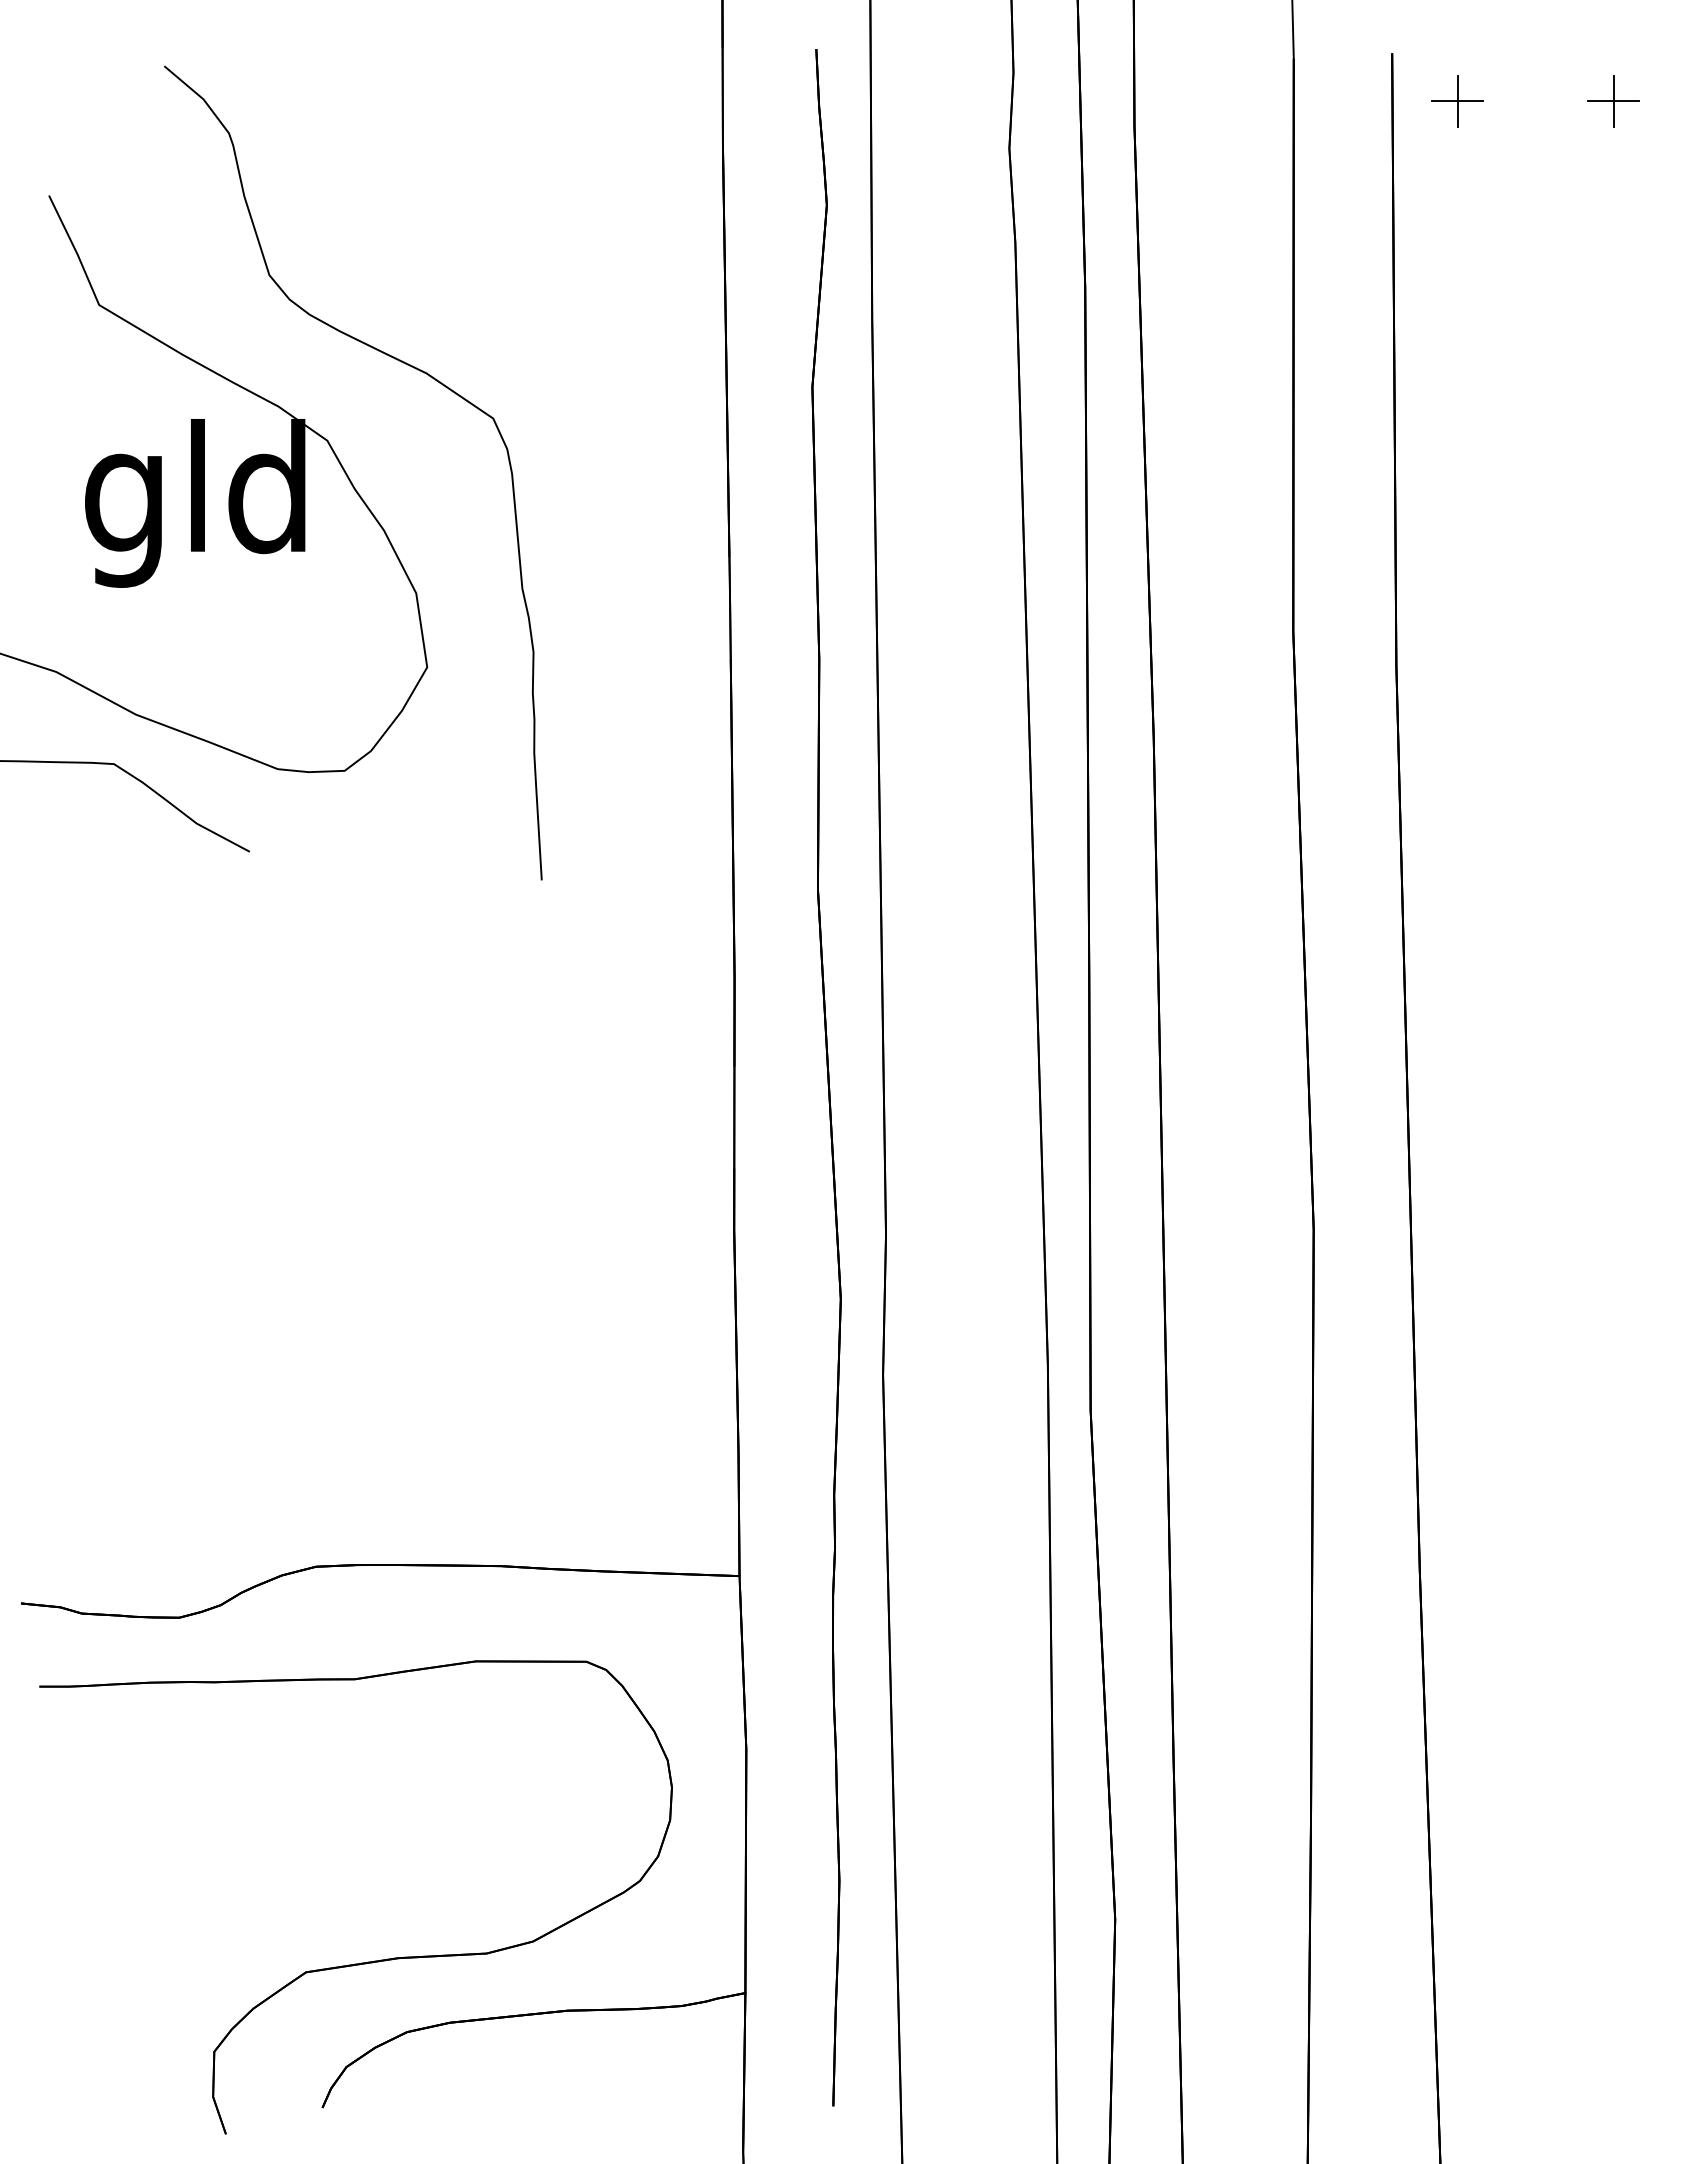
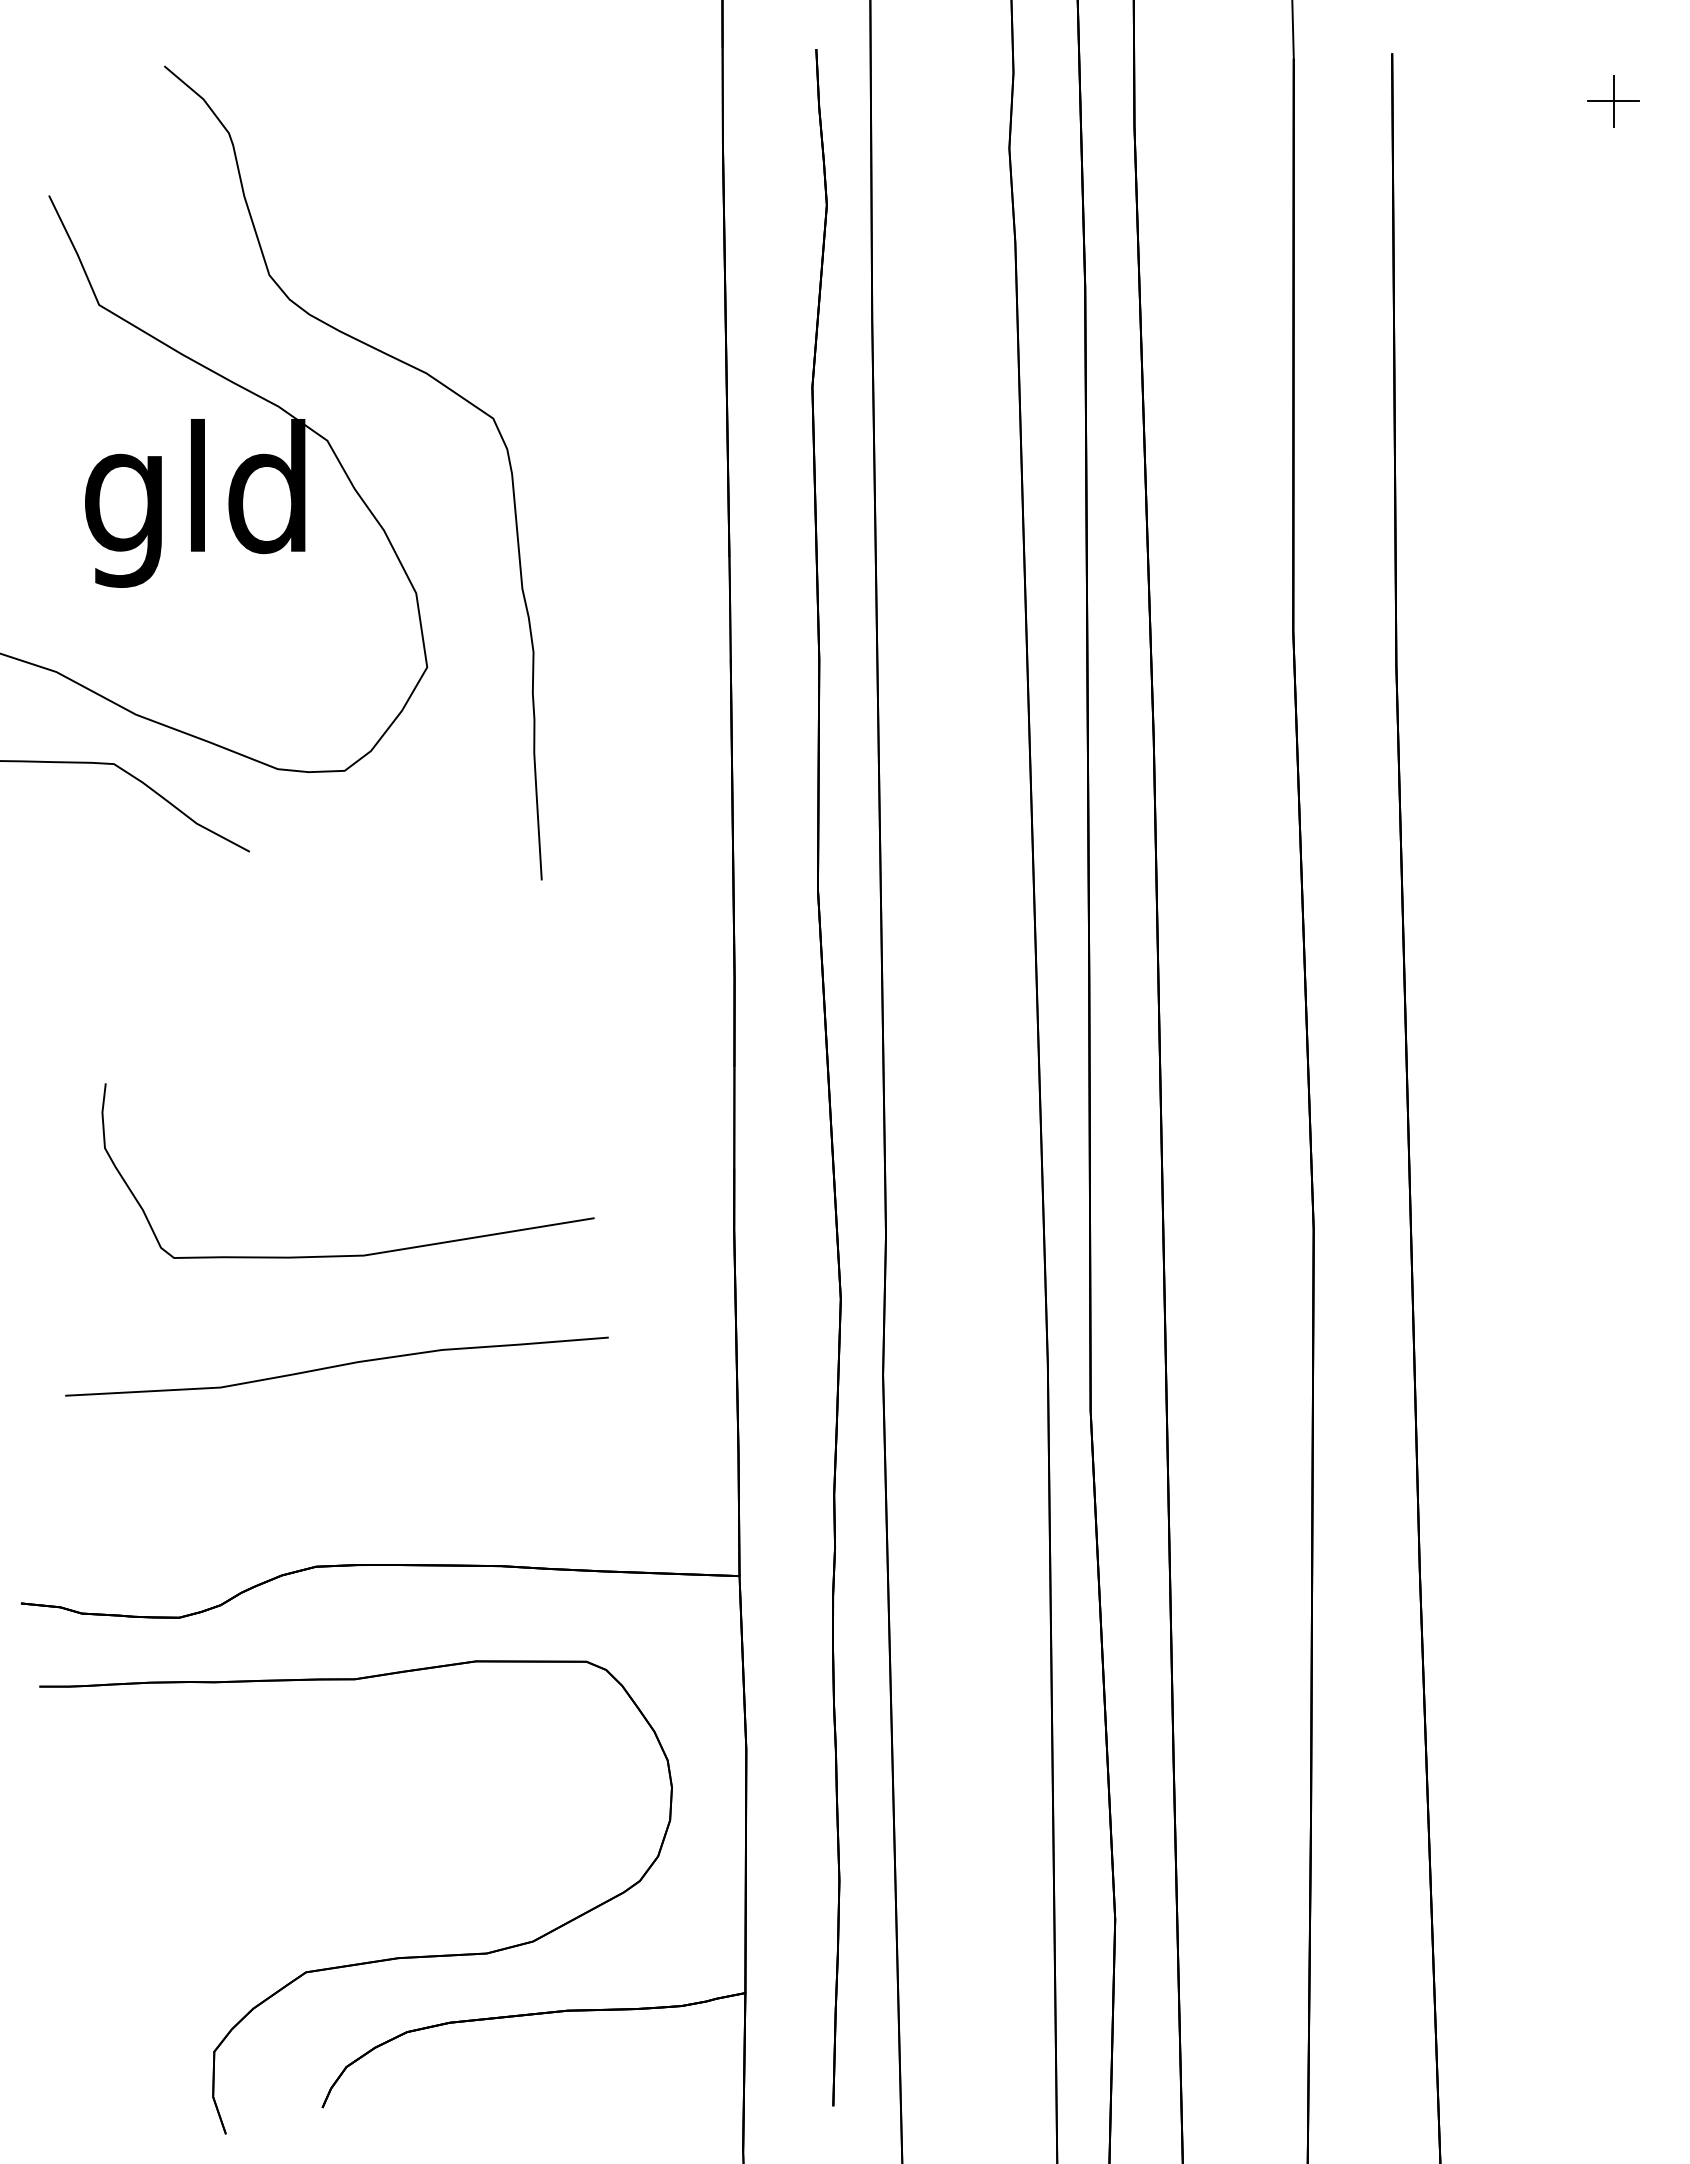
part: present -> none (1457, 101)
curve: none -> present (355, 1254)
curve: none -> present (336, 1366)
